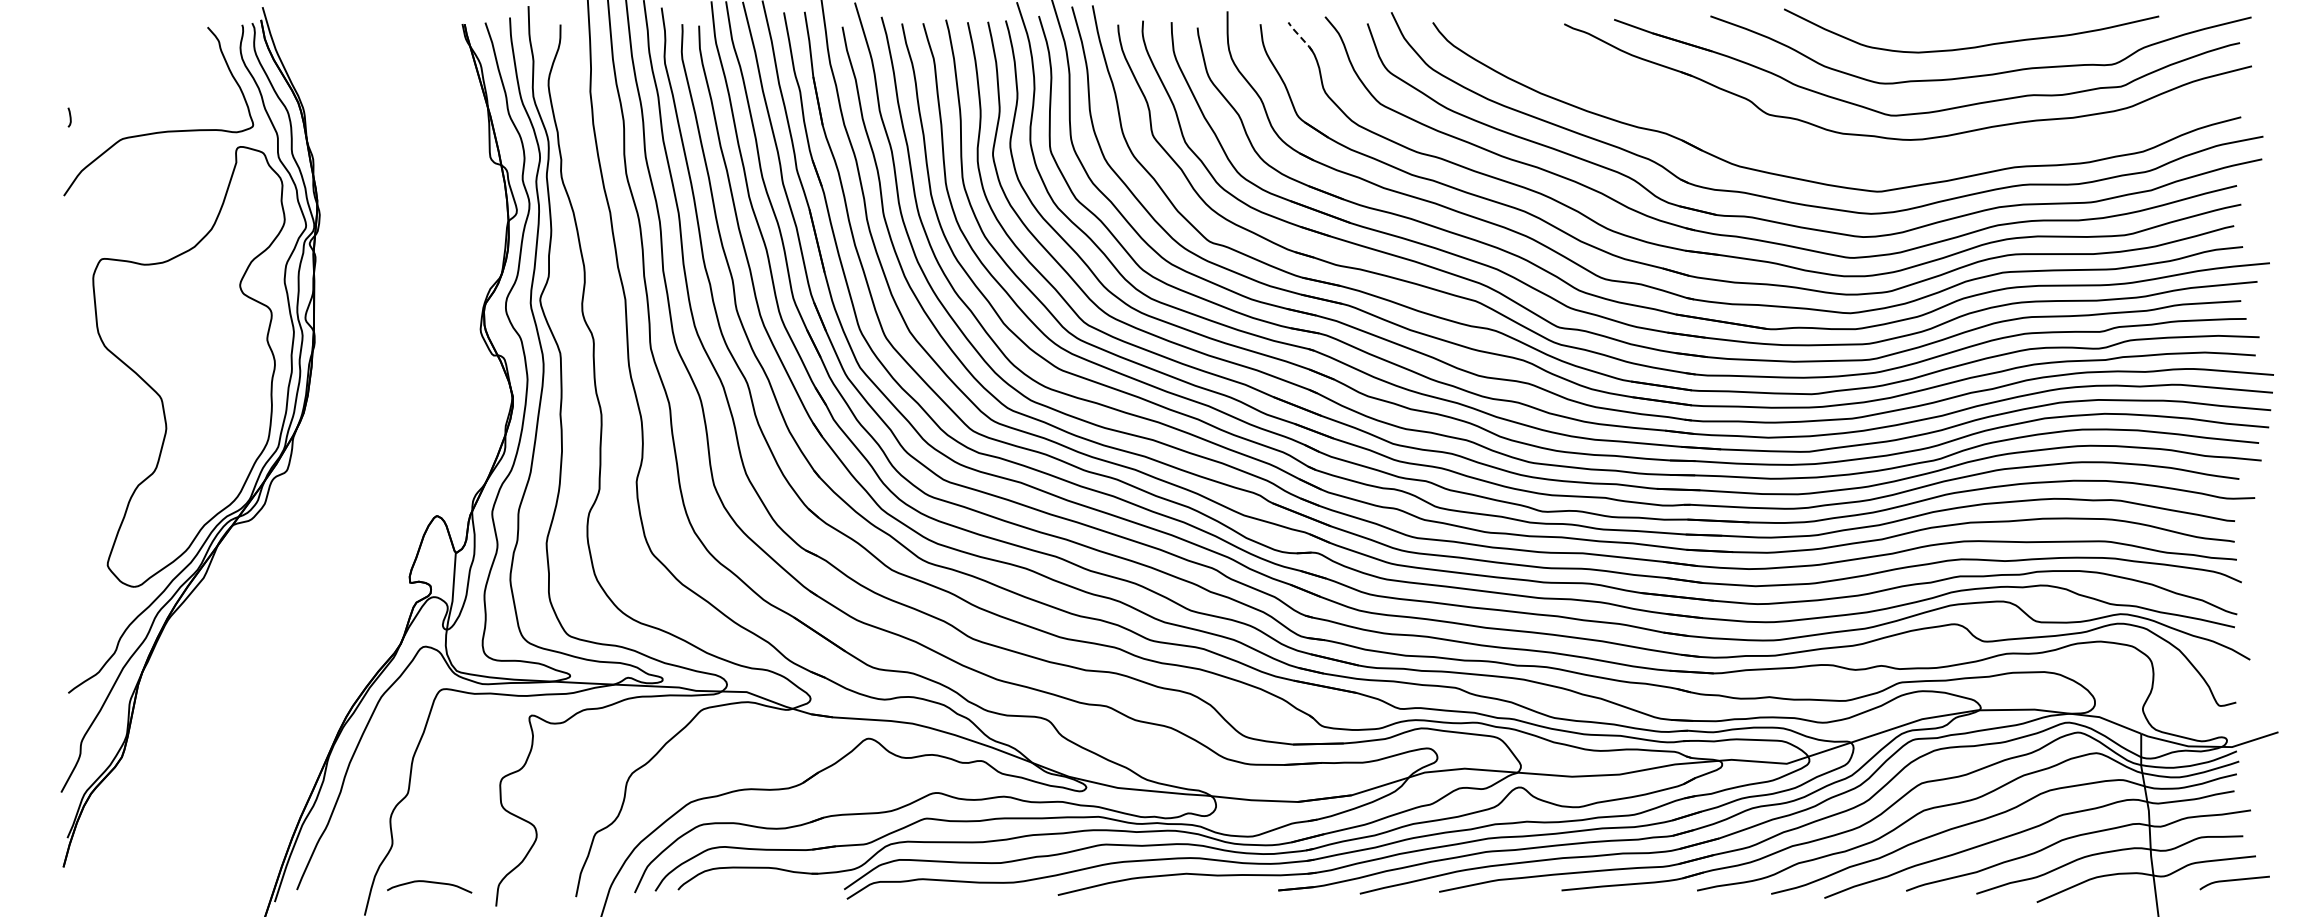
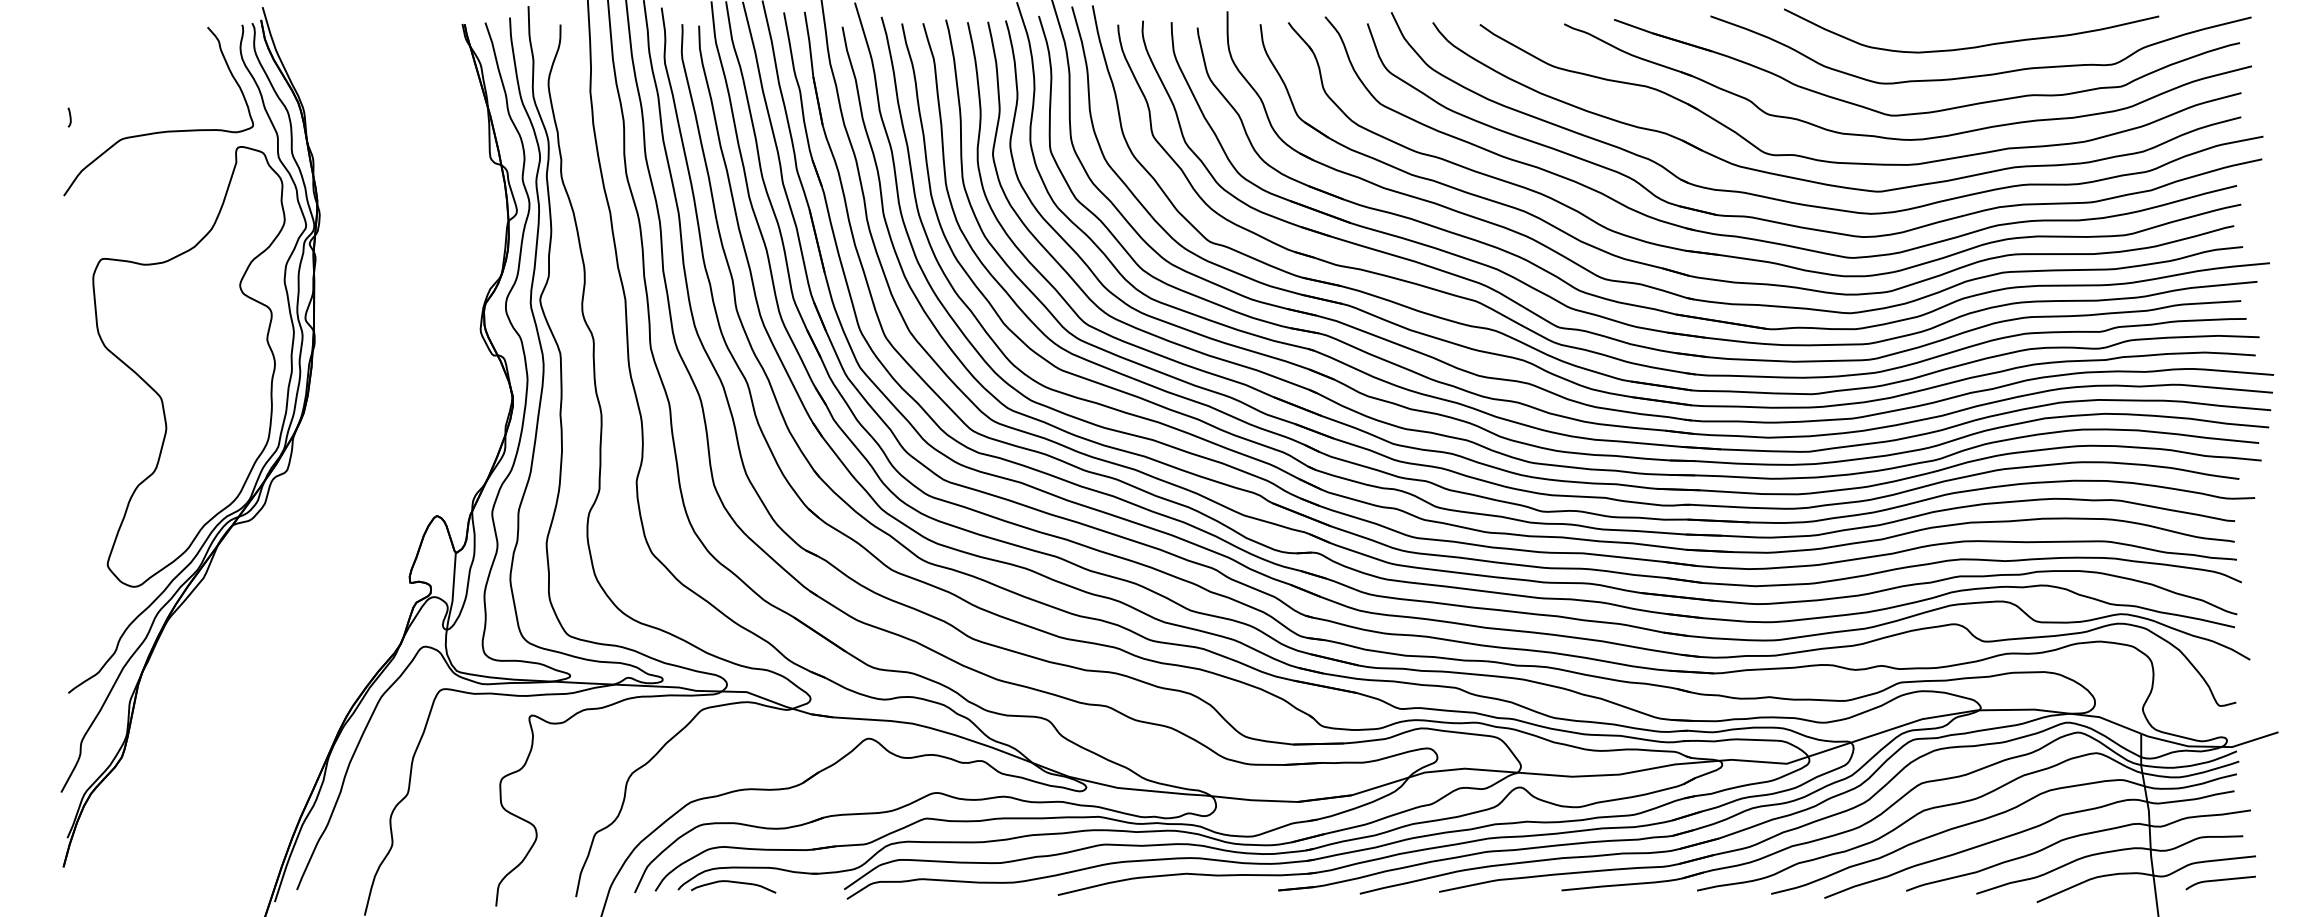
line: dashed -> solid (1300, 36)
part: none -> present (1860, 162)
curve position: (2233, 881) -> (2219, 881) (2219, 881)
curve position: (431, 883) -> (735, 883) (735, 883)
